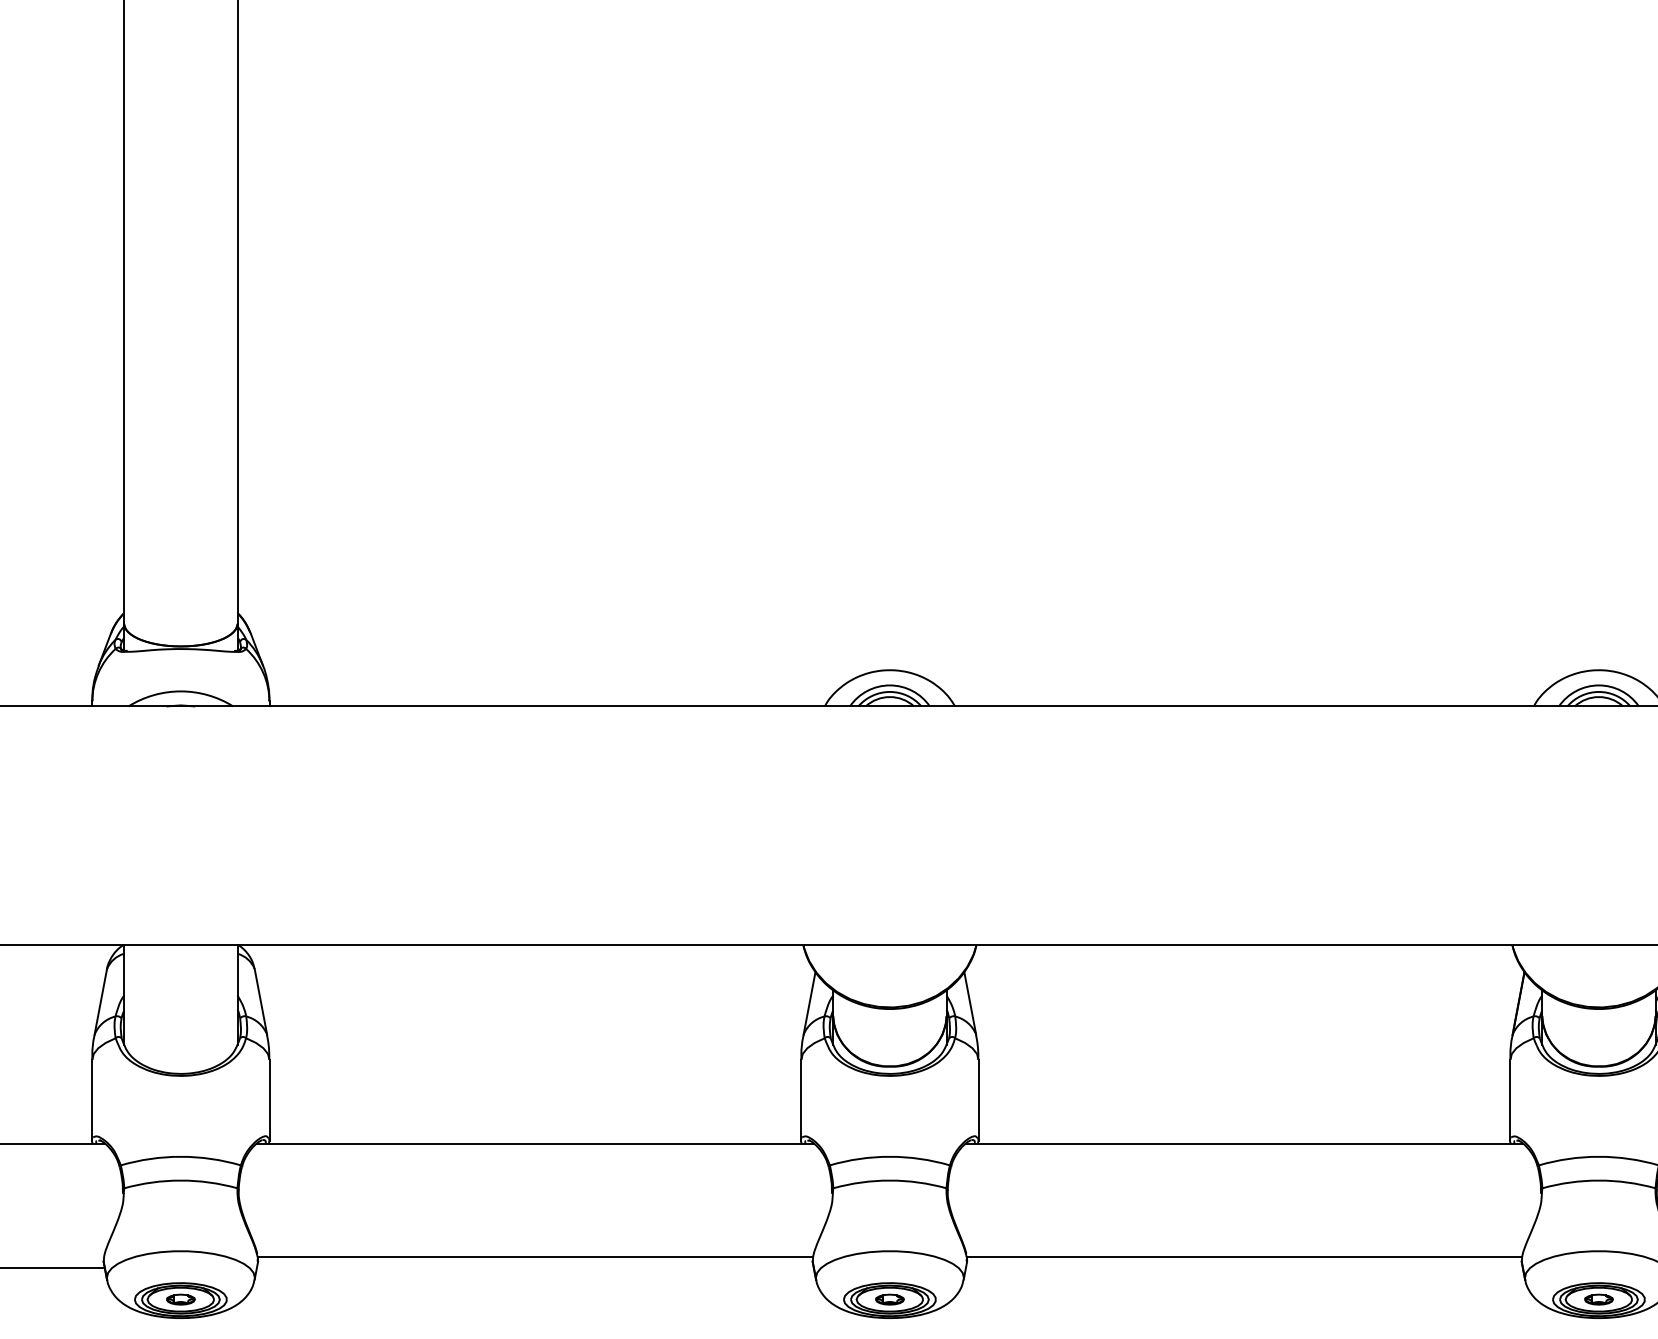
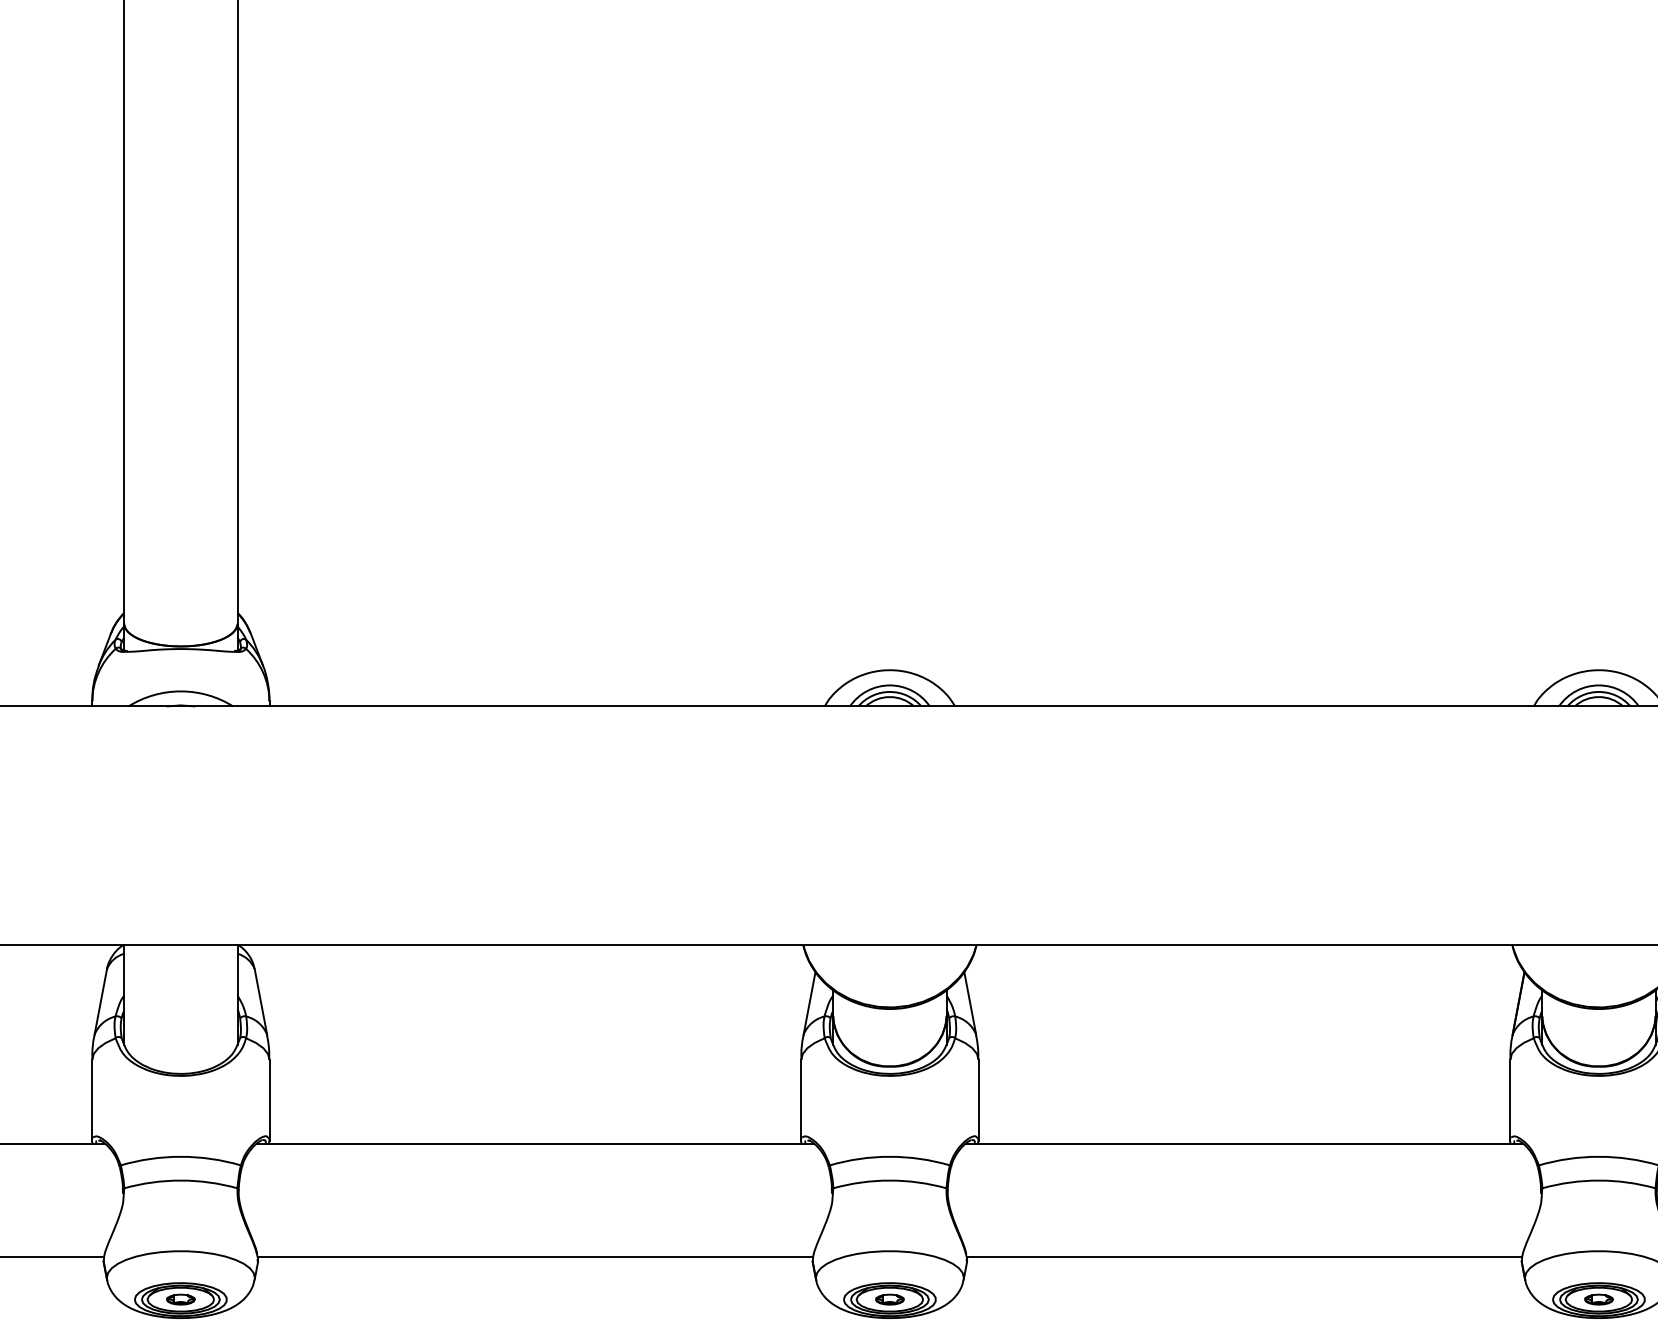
line position: (53, 1268) -> (53, 1257) (53, 1257)
